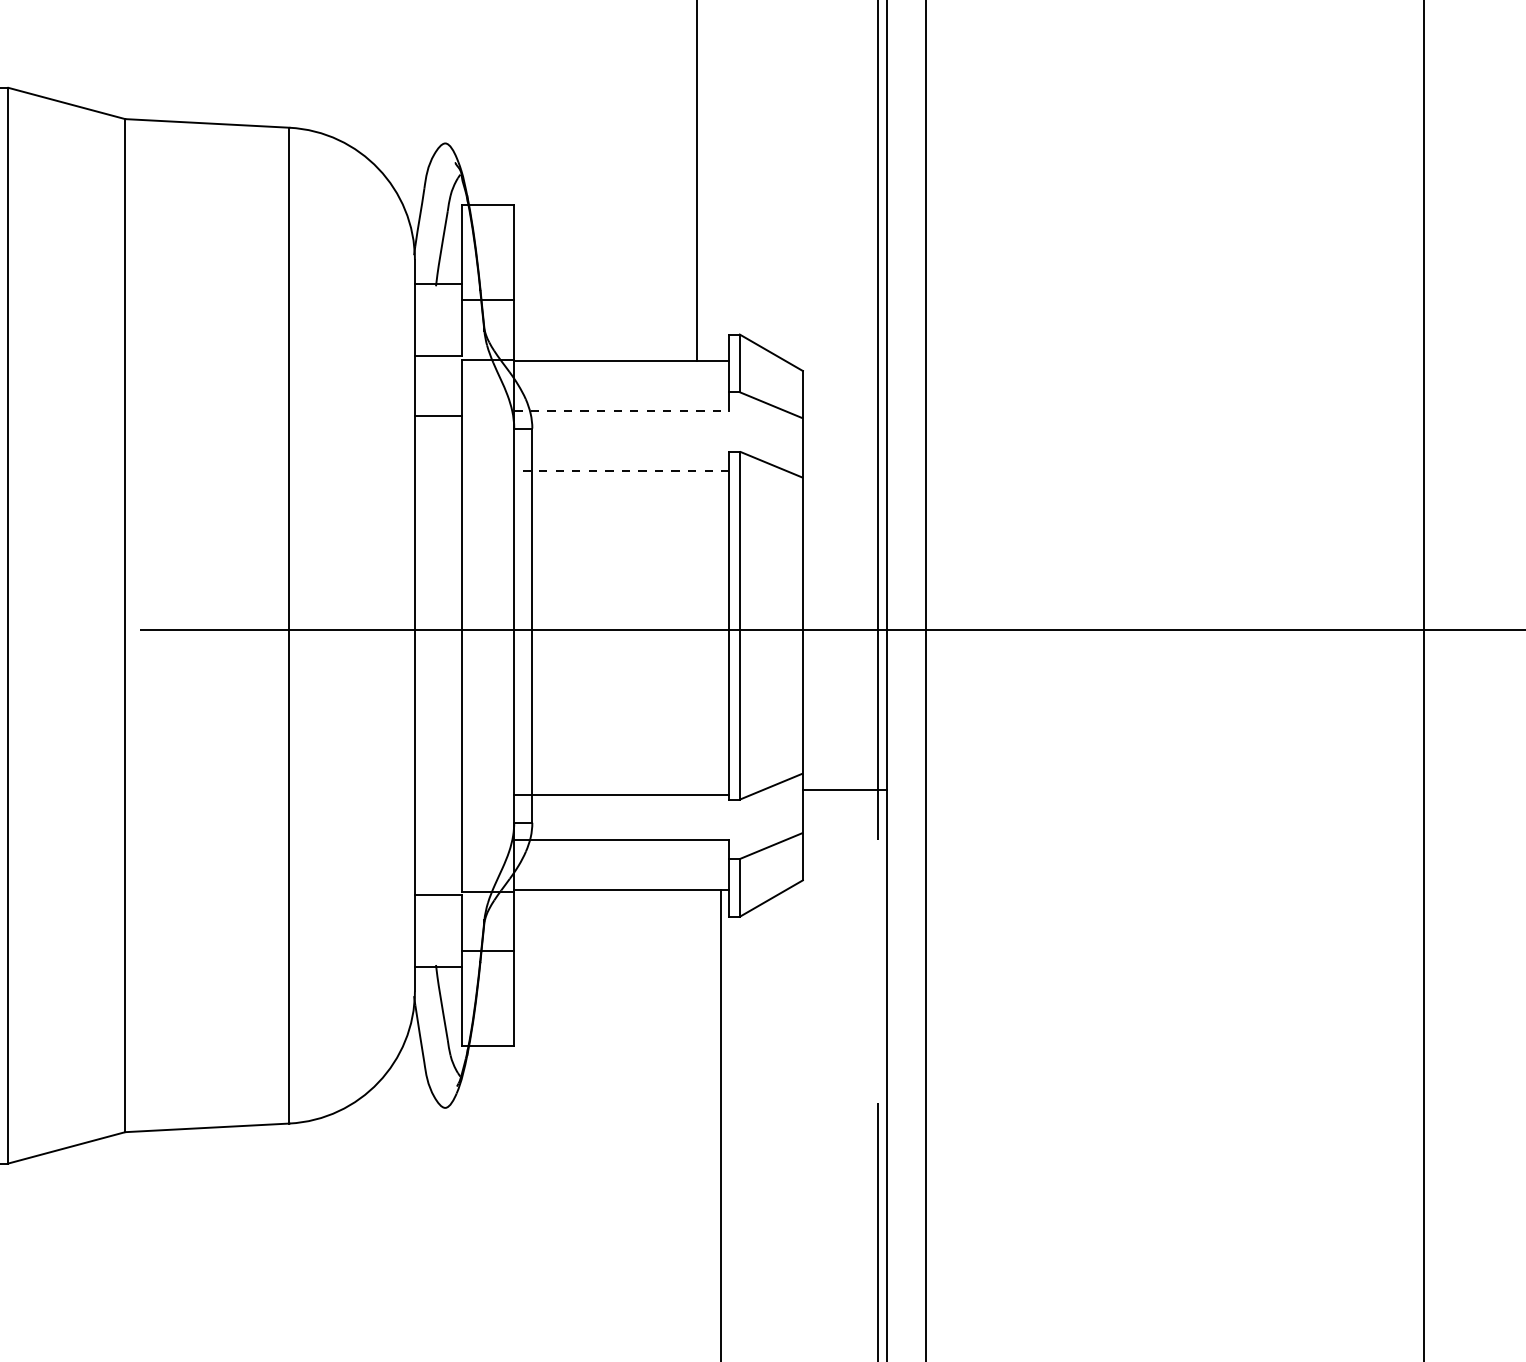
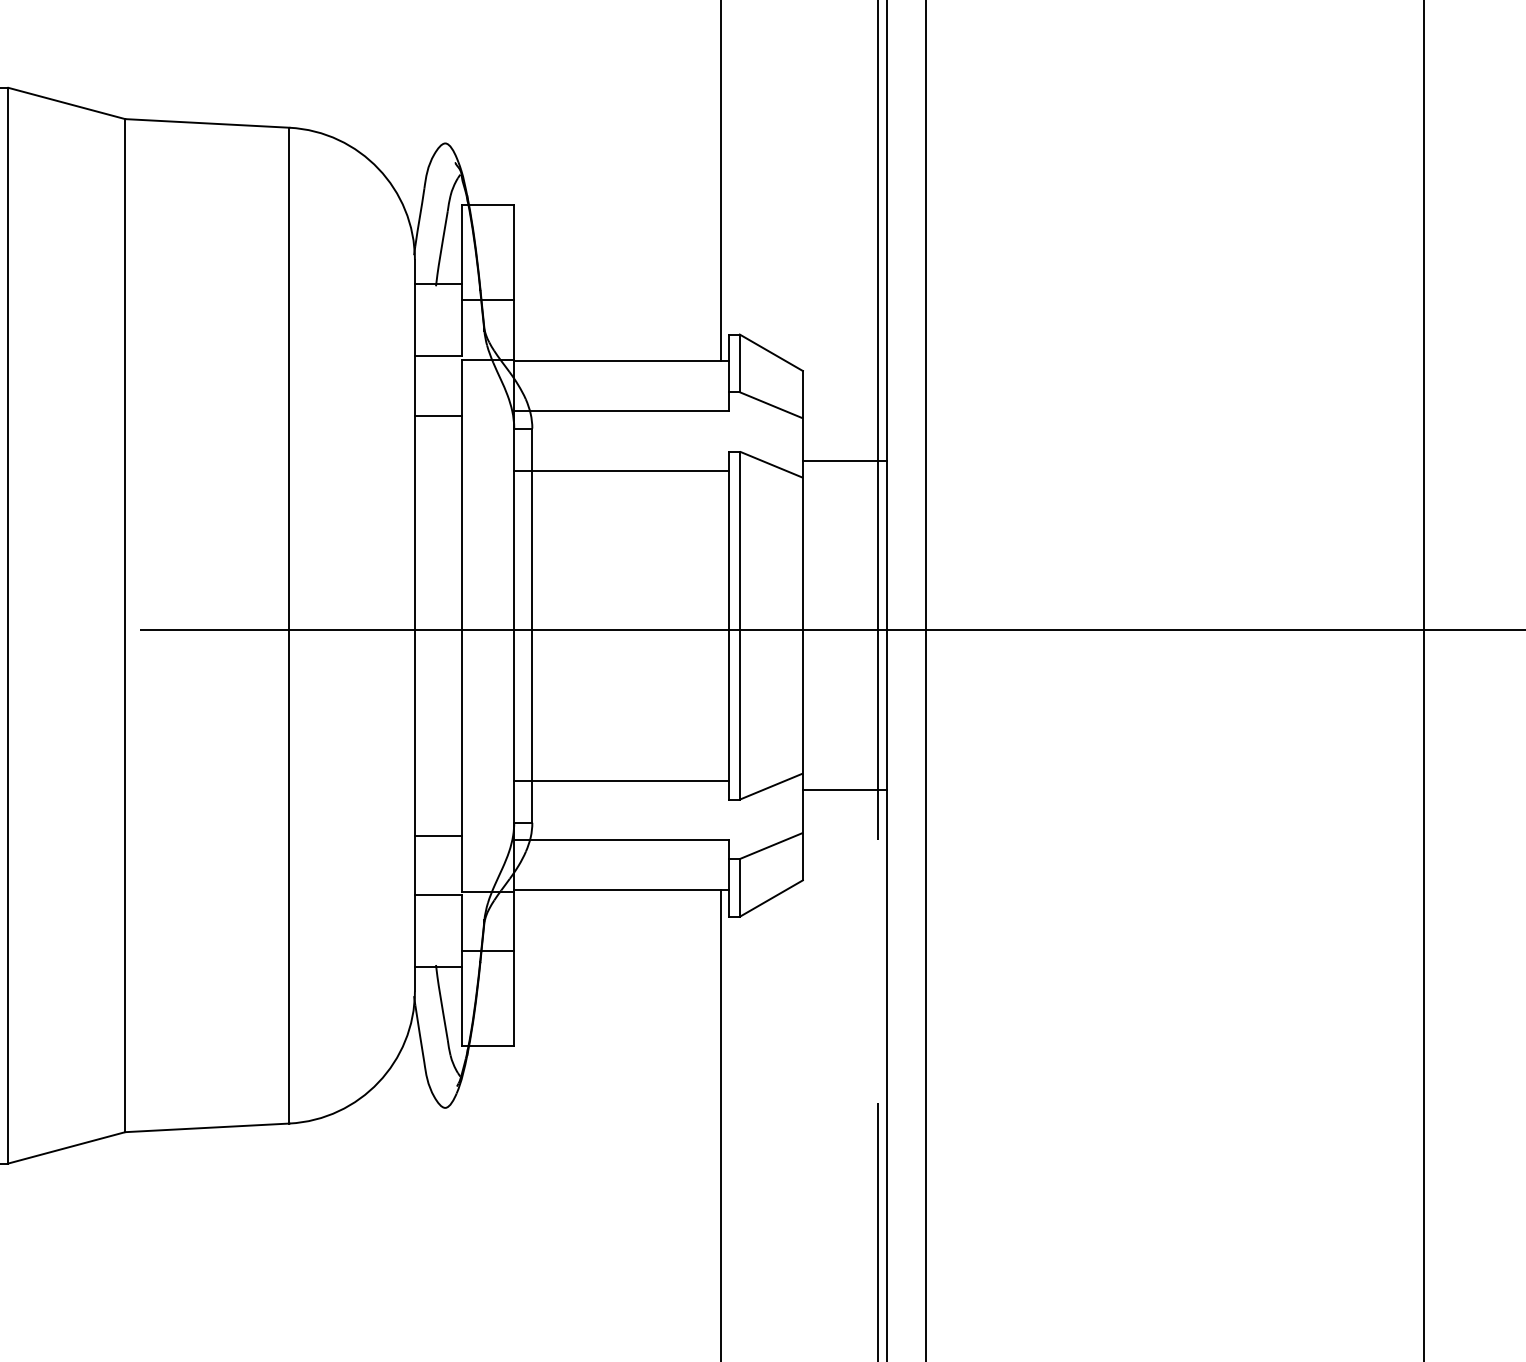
line position: (697, 181) -> (721, 181) (721, 181)
line: dashed -> solid (621, 411)
line: none -> present (844, 461)
line: dashed -> solid (621, 470)
line position: (621, 794) -> (621, 780) (621, 780)
line: none -> present (437, 835)
